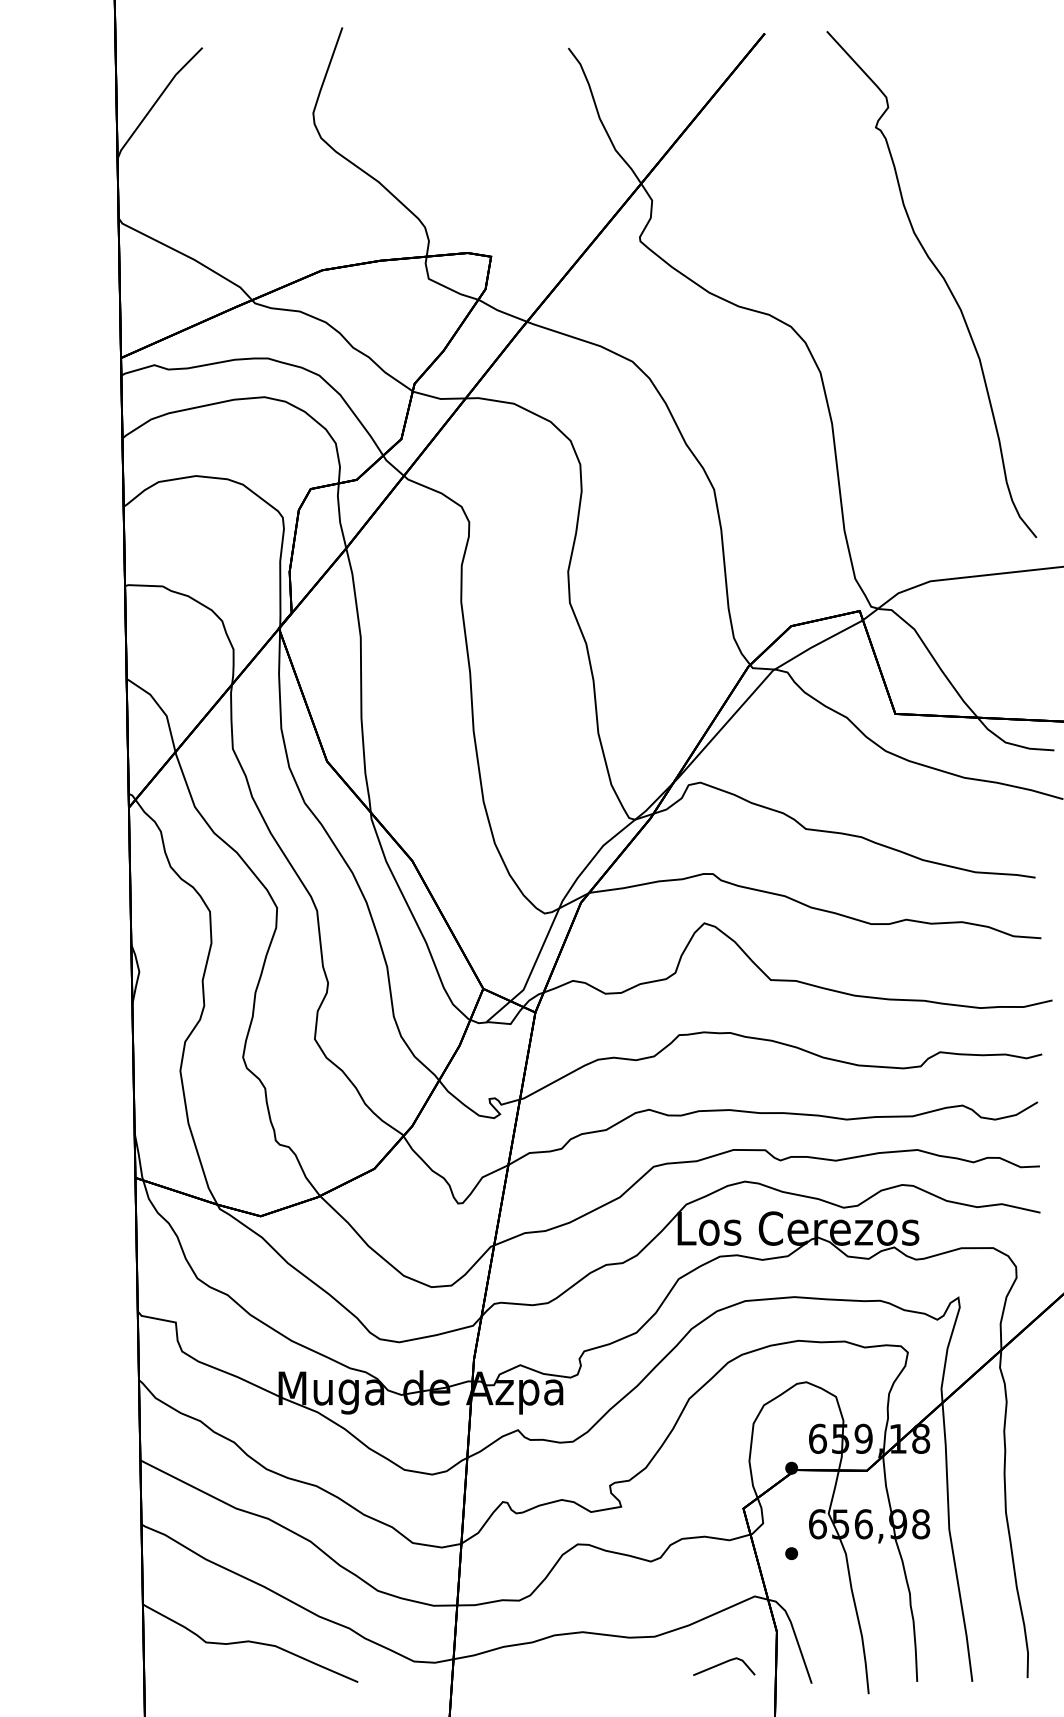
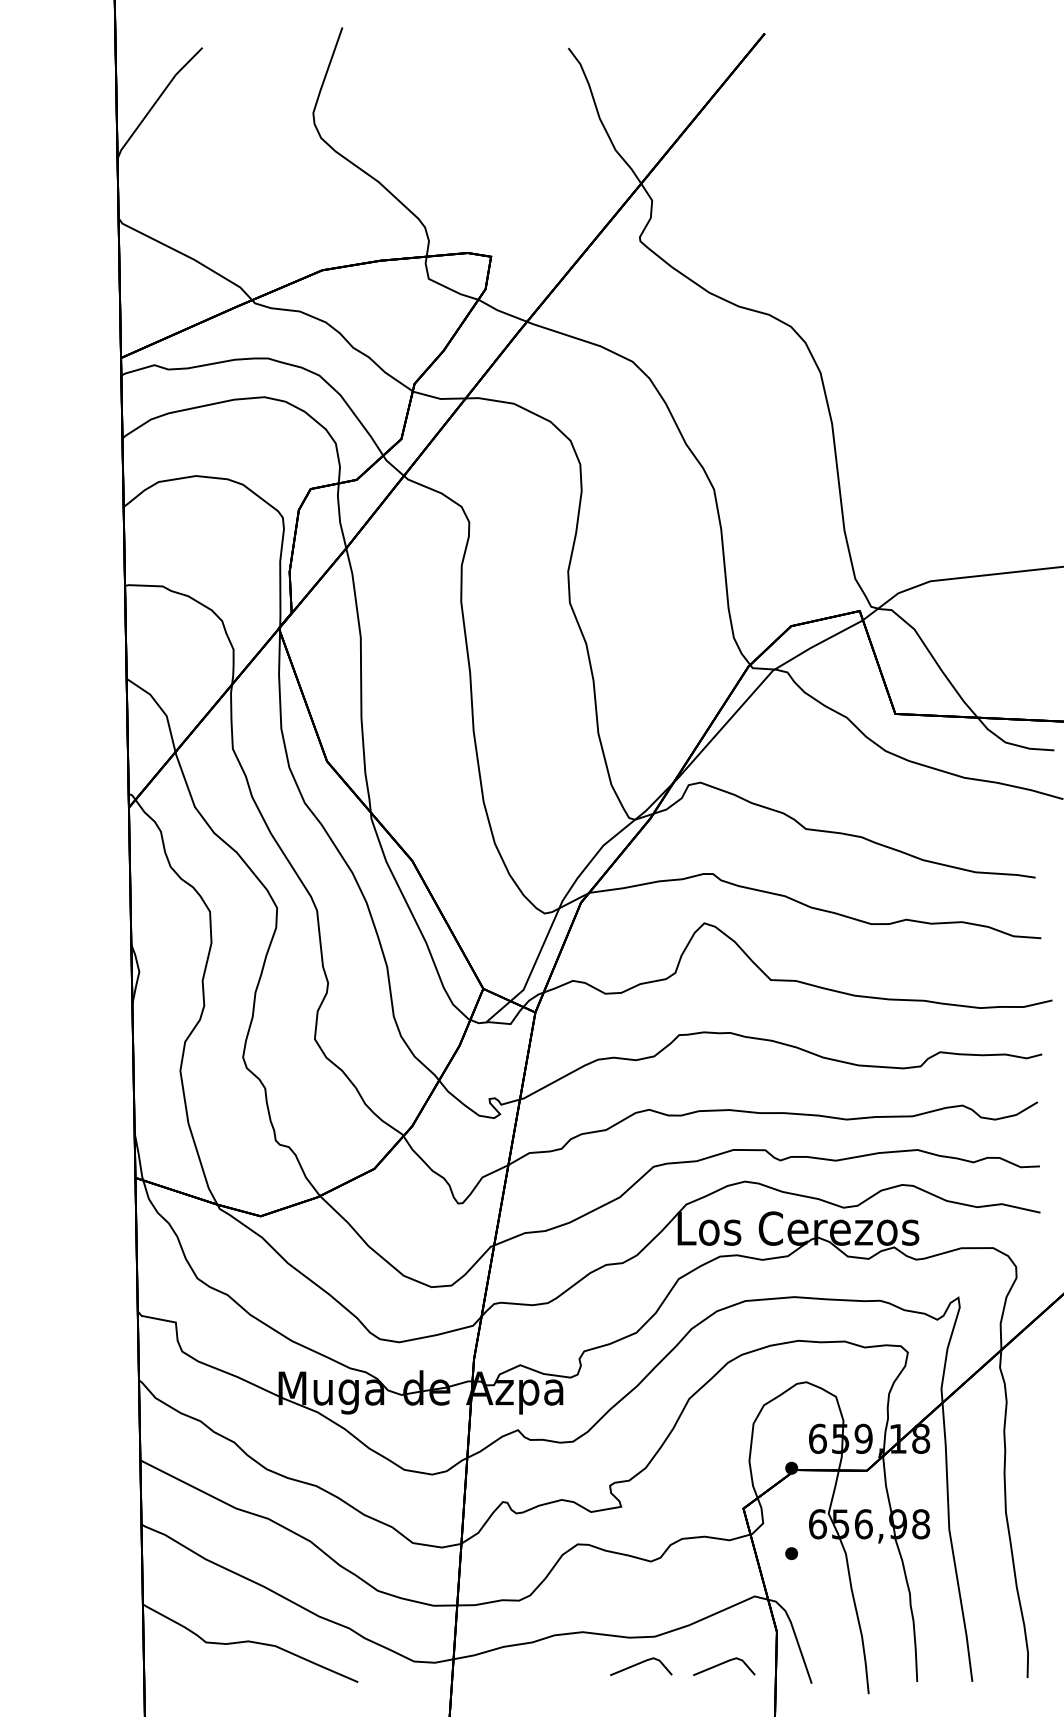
curve: present -> none (942, 278)
line: none -> present (639, 1664)
